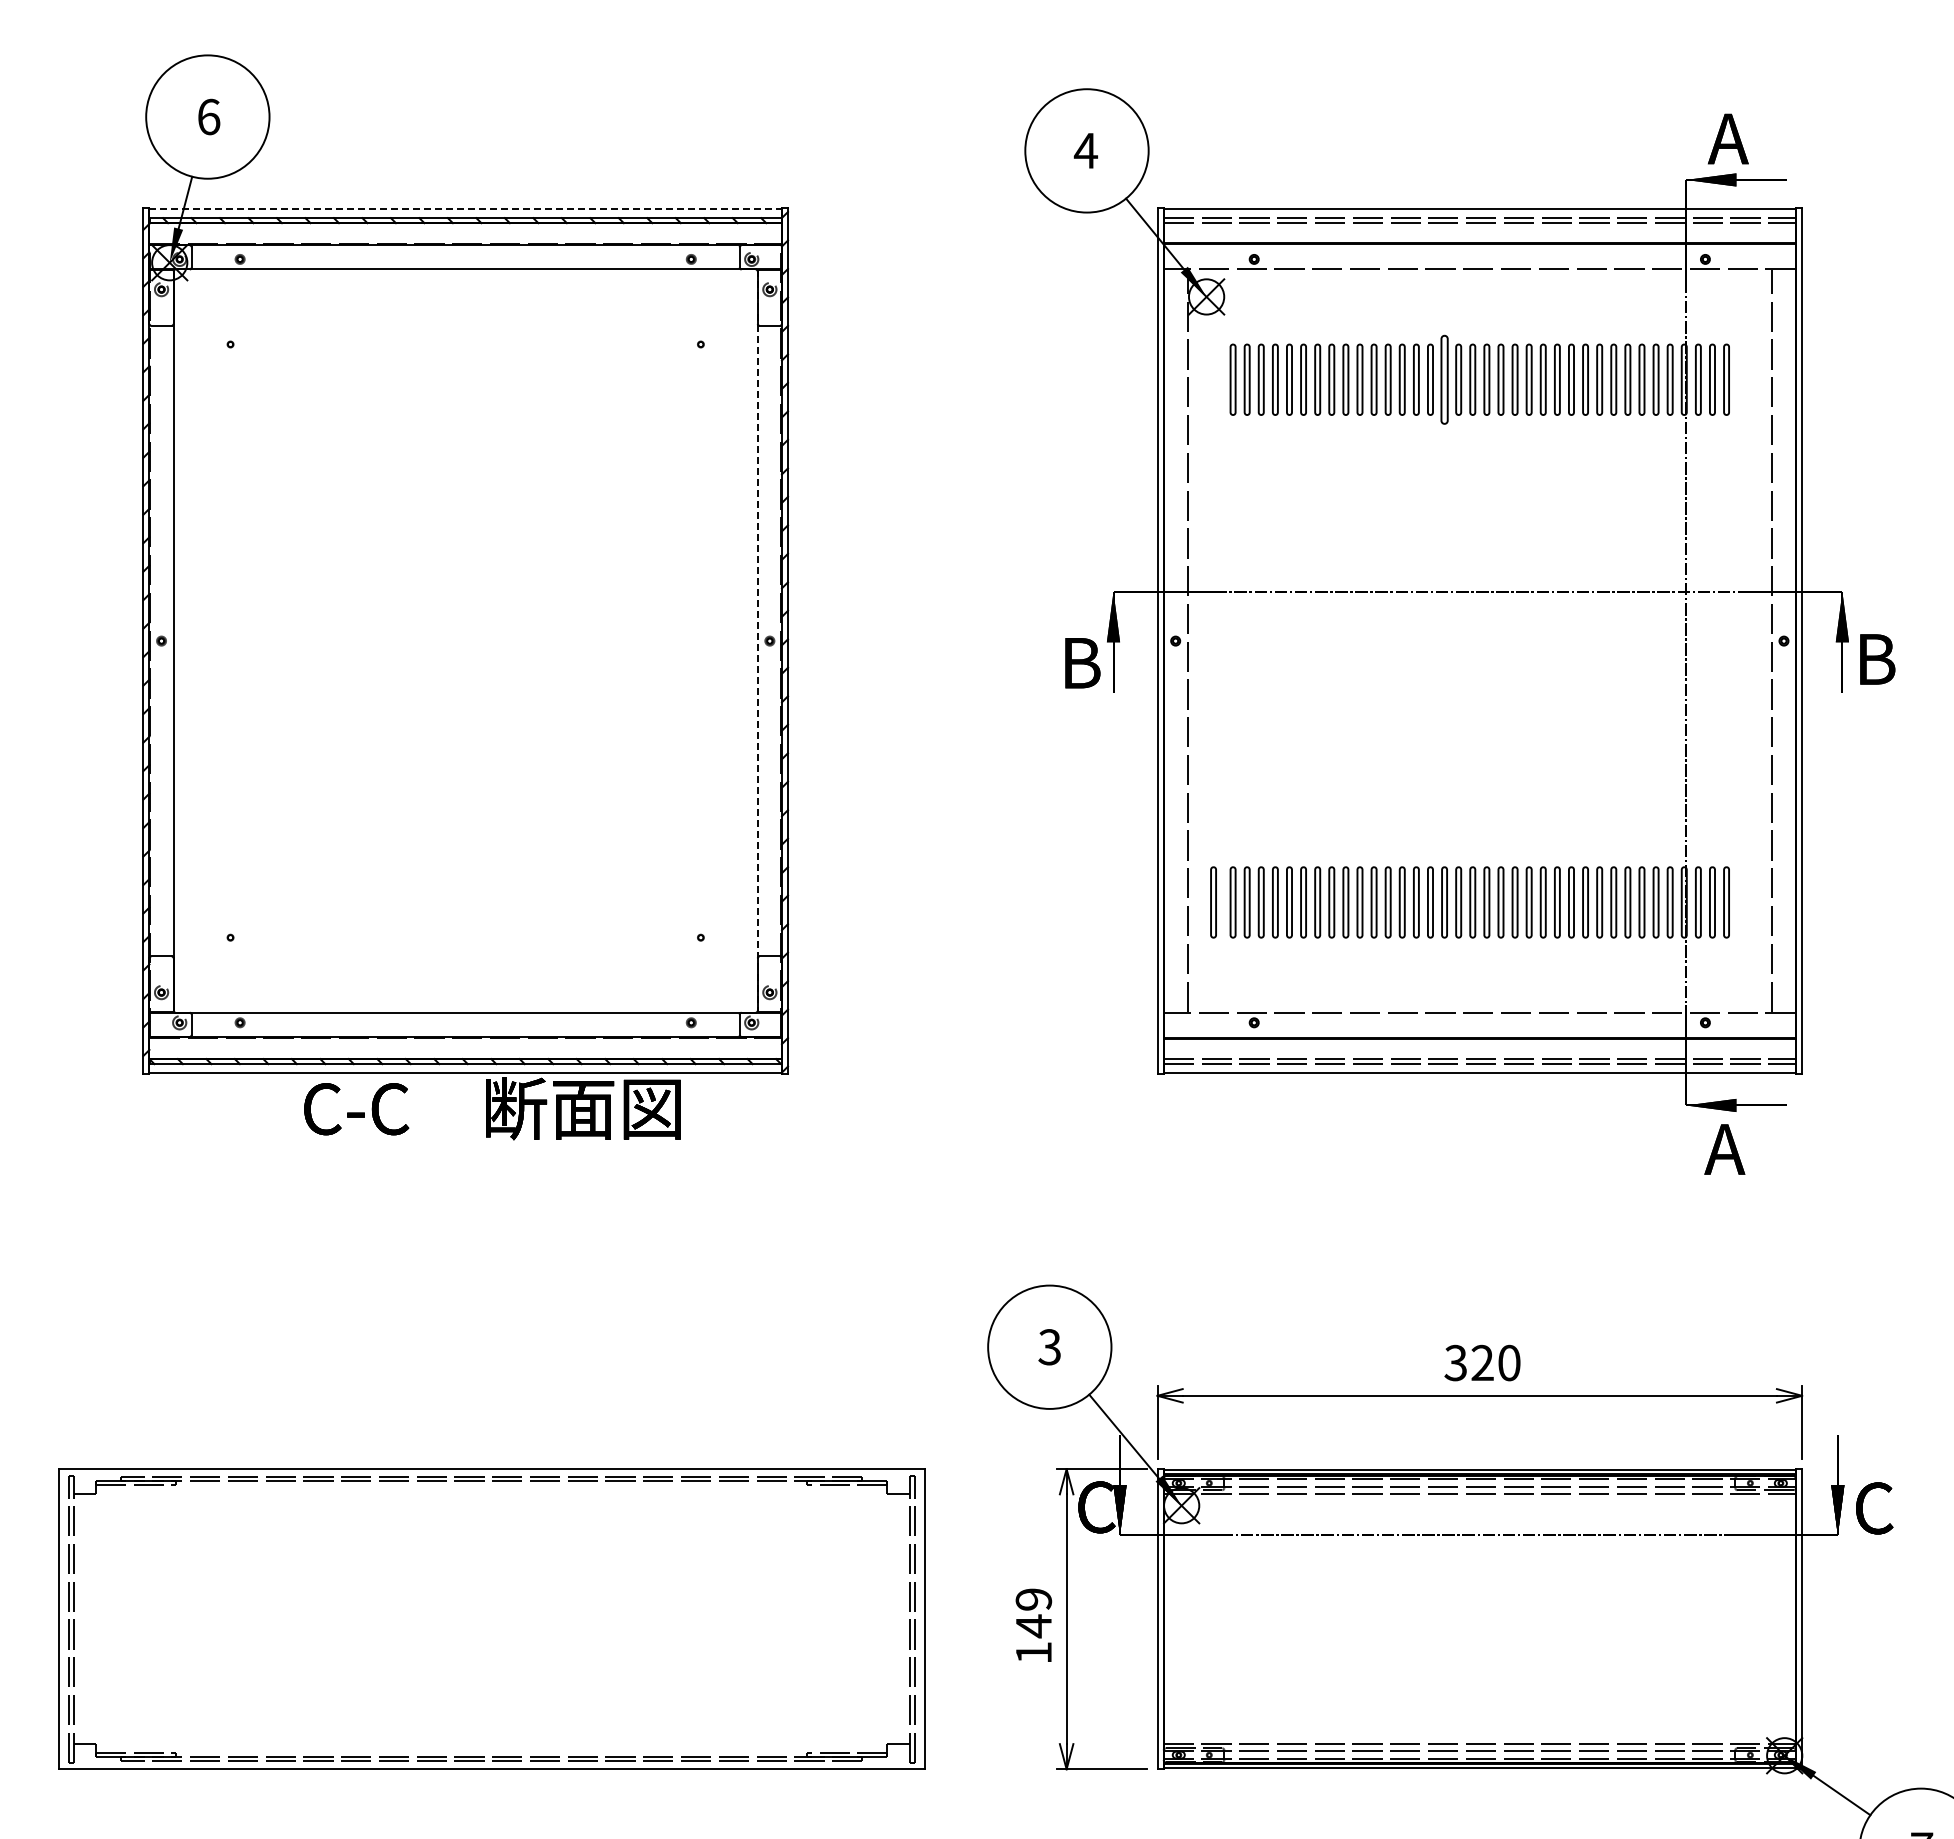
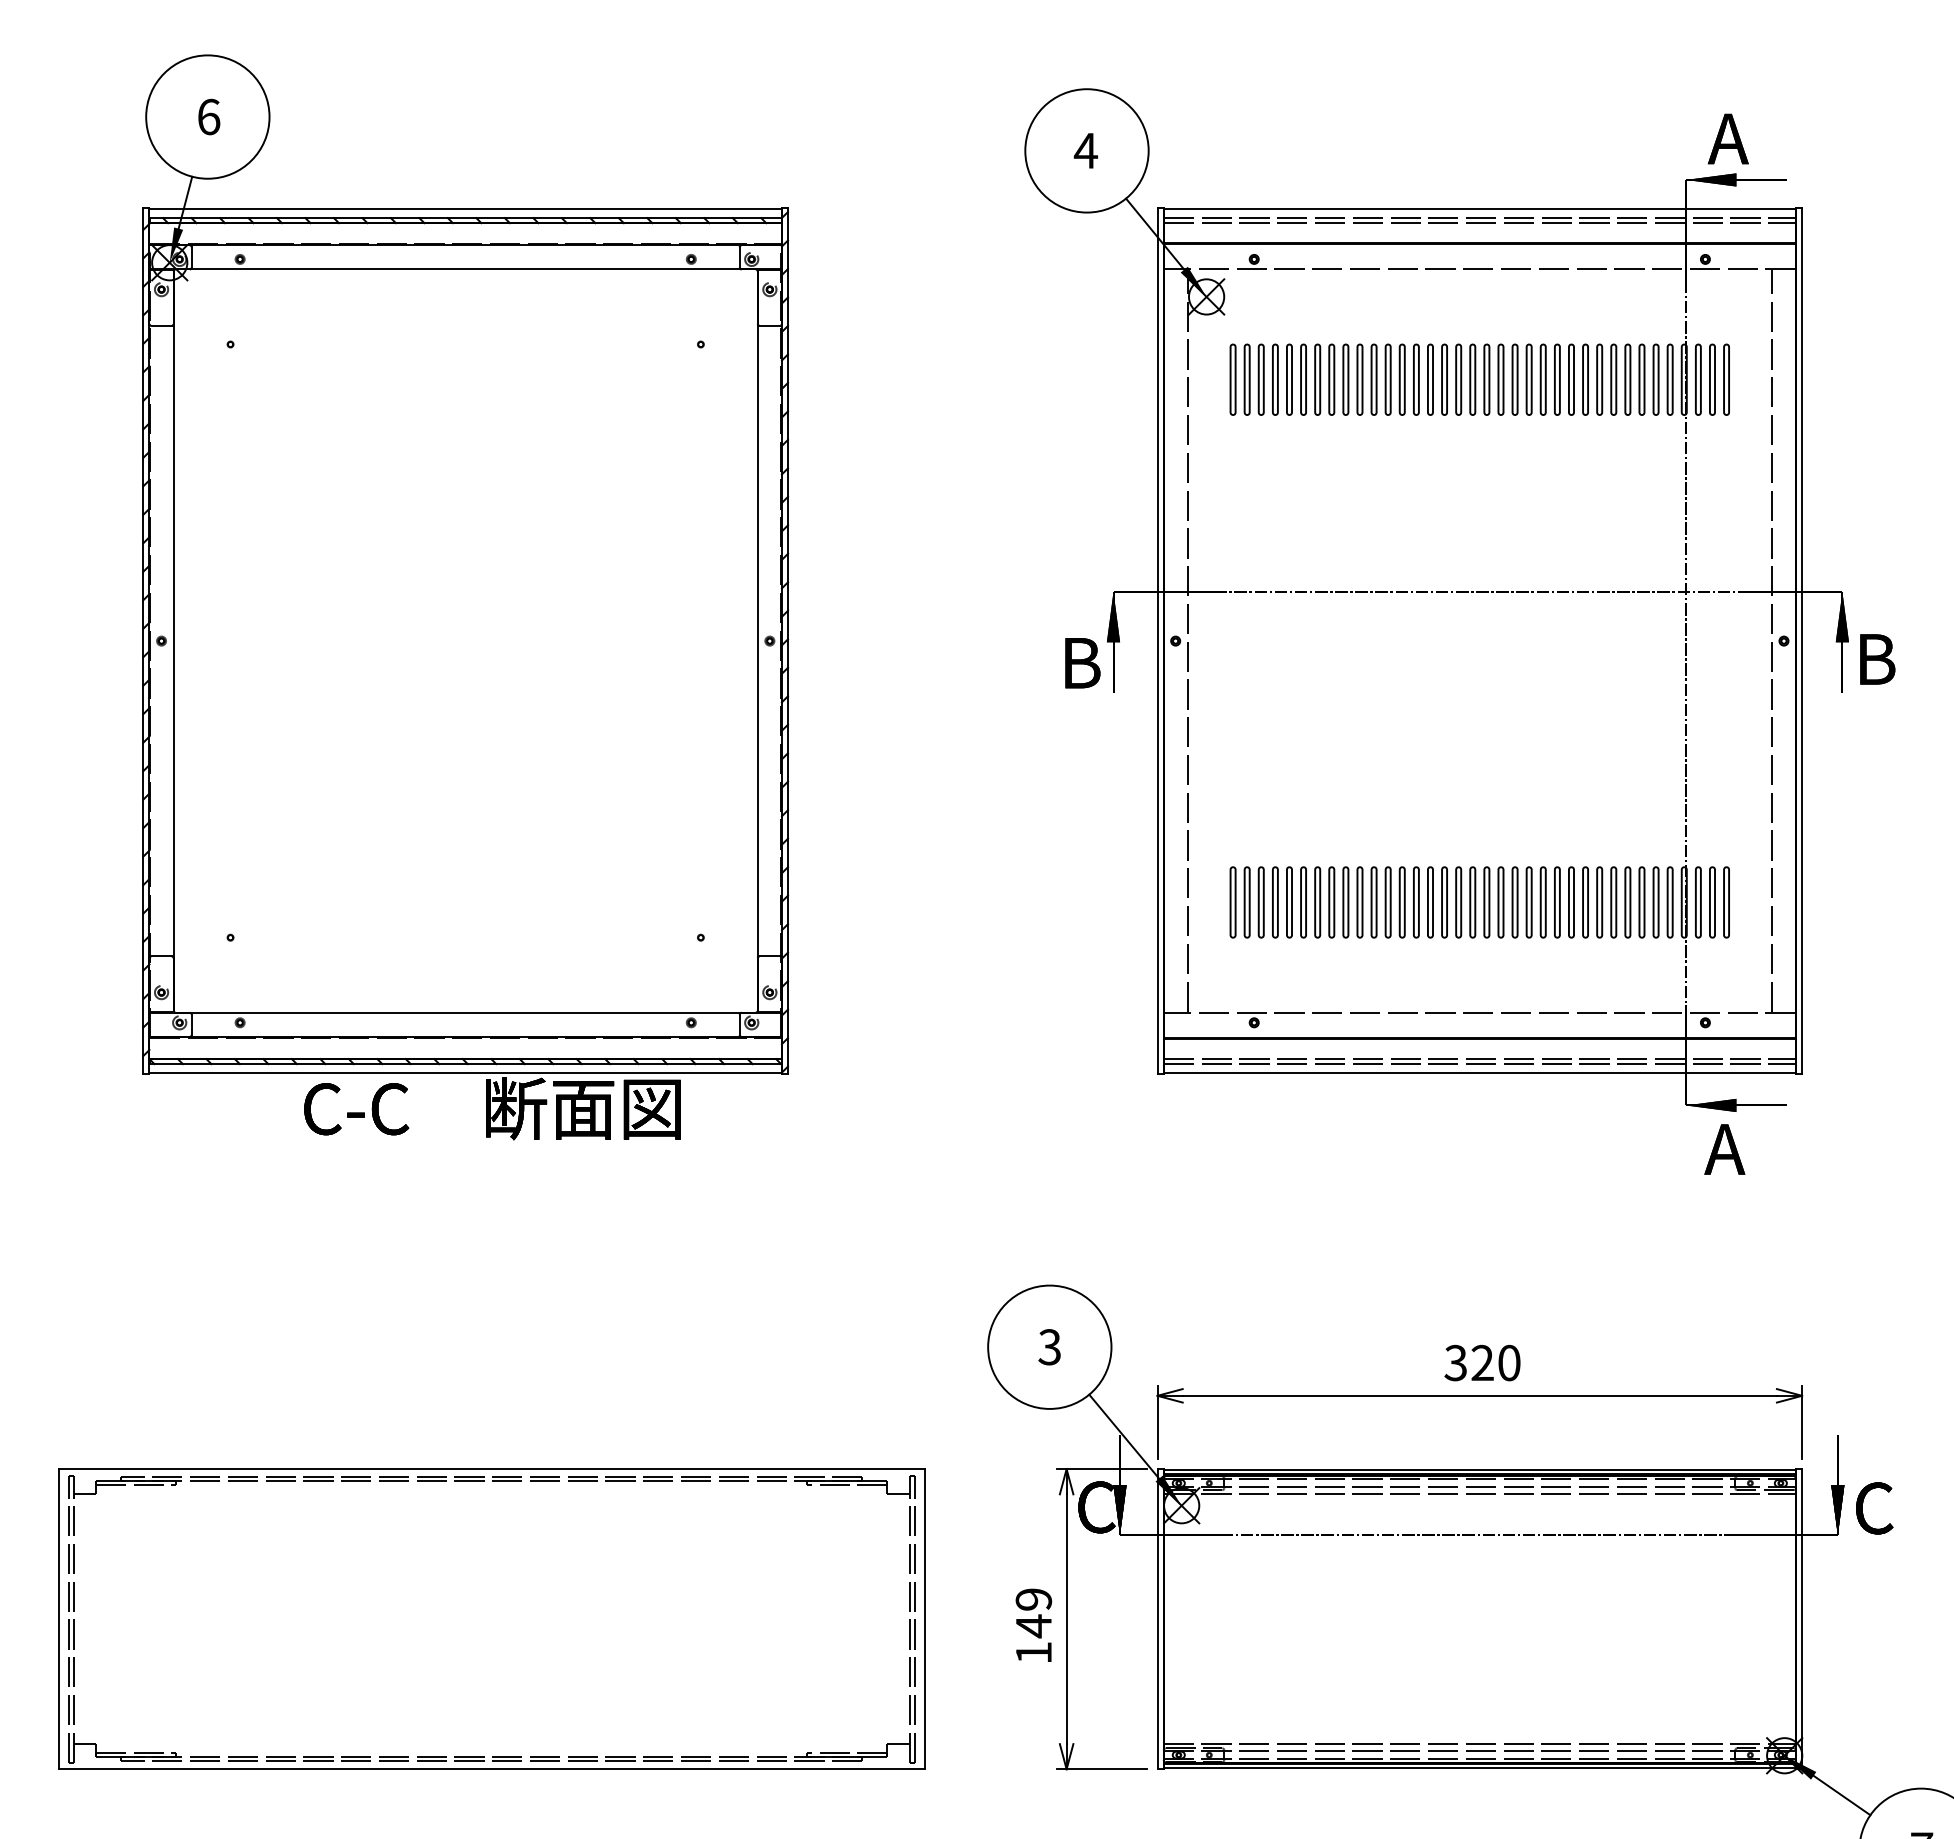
line: dashed -> solid (466, 209)
part size: 9x91 px -> 7x73 px (1444, 379)
line: dashed -> solid (757, 641)
part: present -> none (1213, 902)
